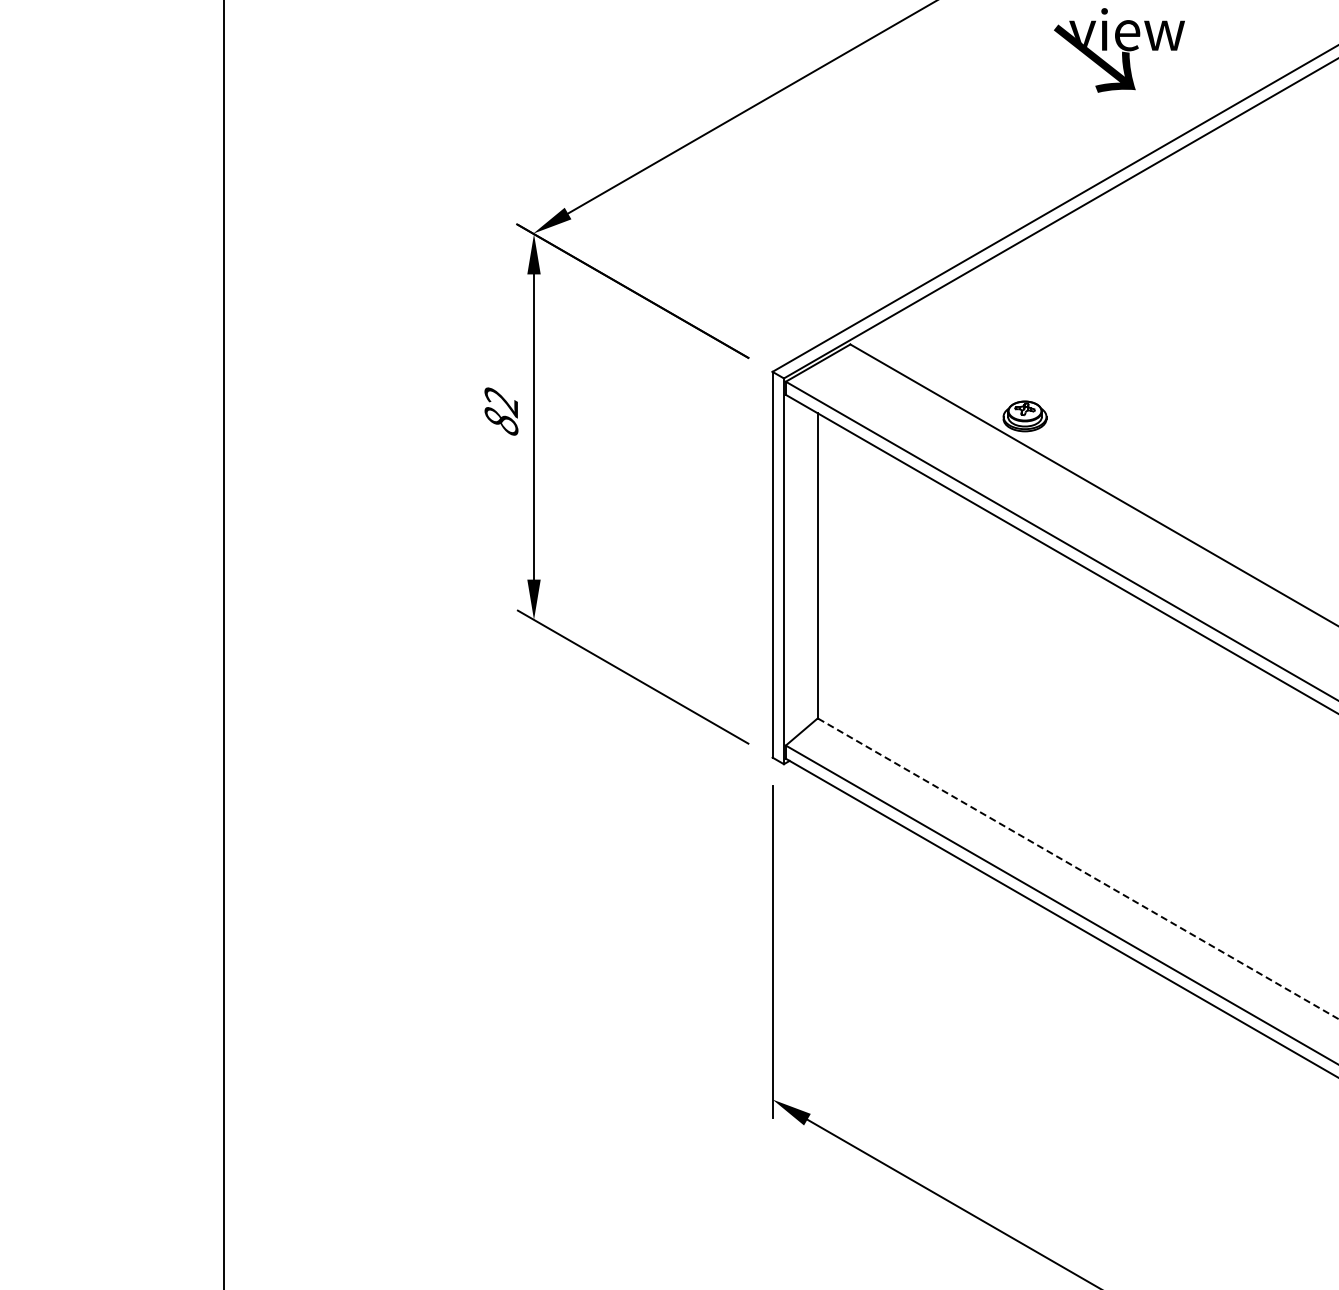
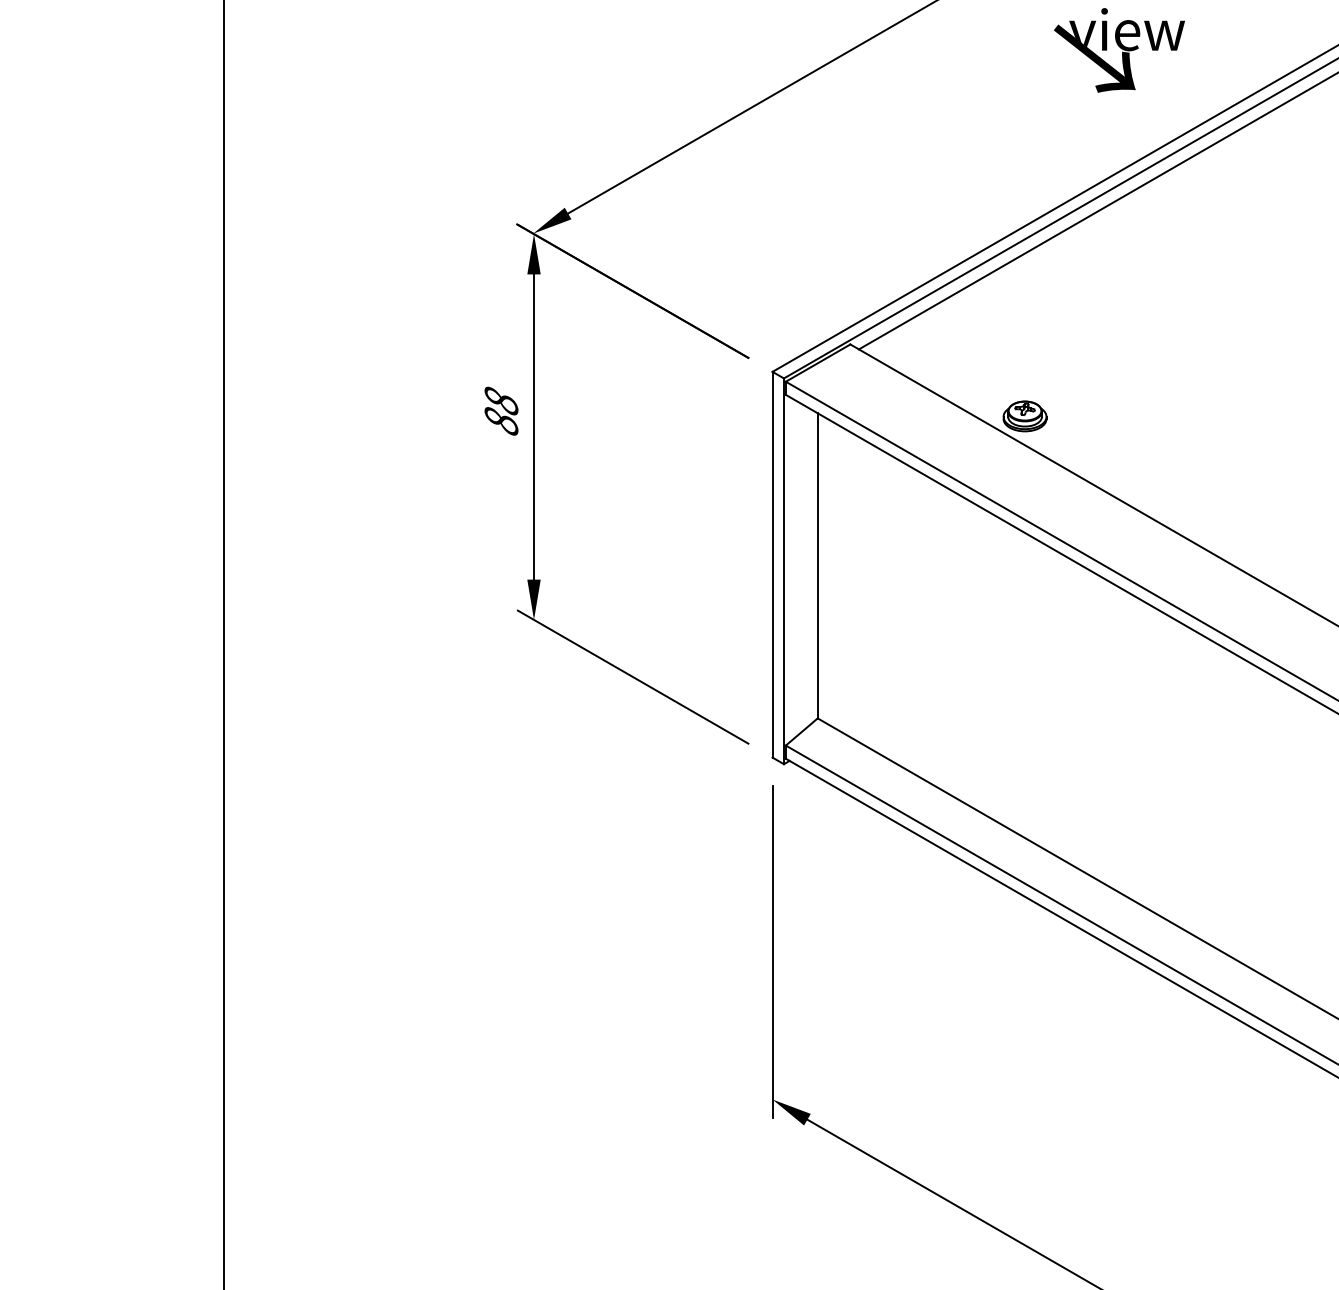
line: none -> present (1096, 211)
text: 82 -> 88 (501, 402)
line: dashed -> solid (1078, 868)
